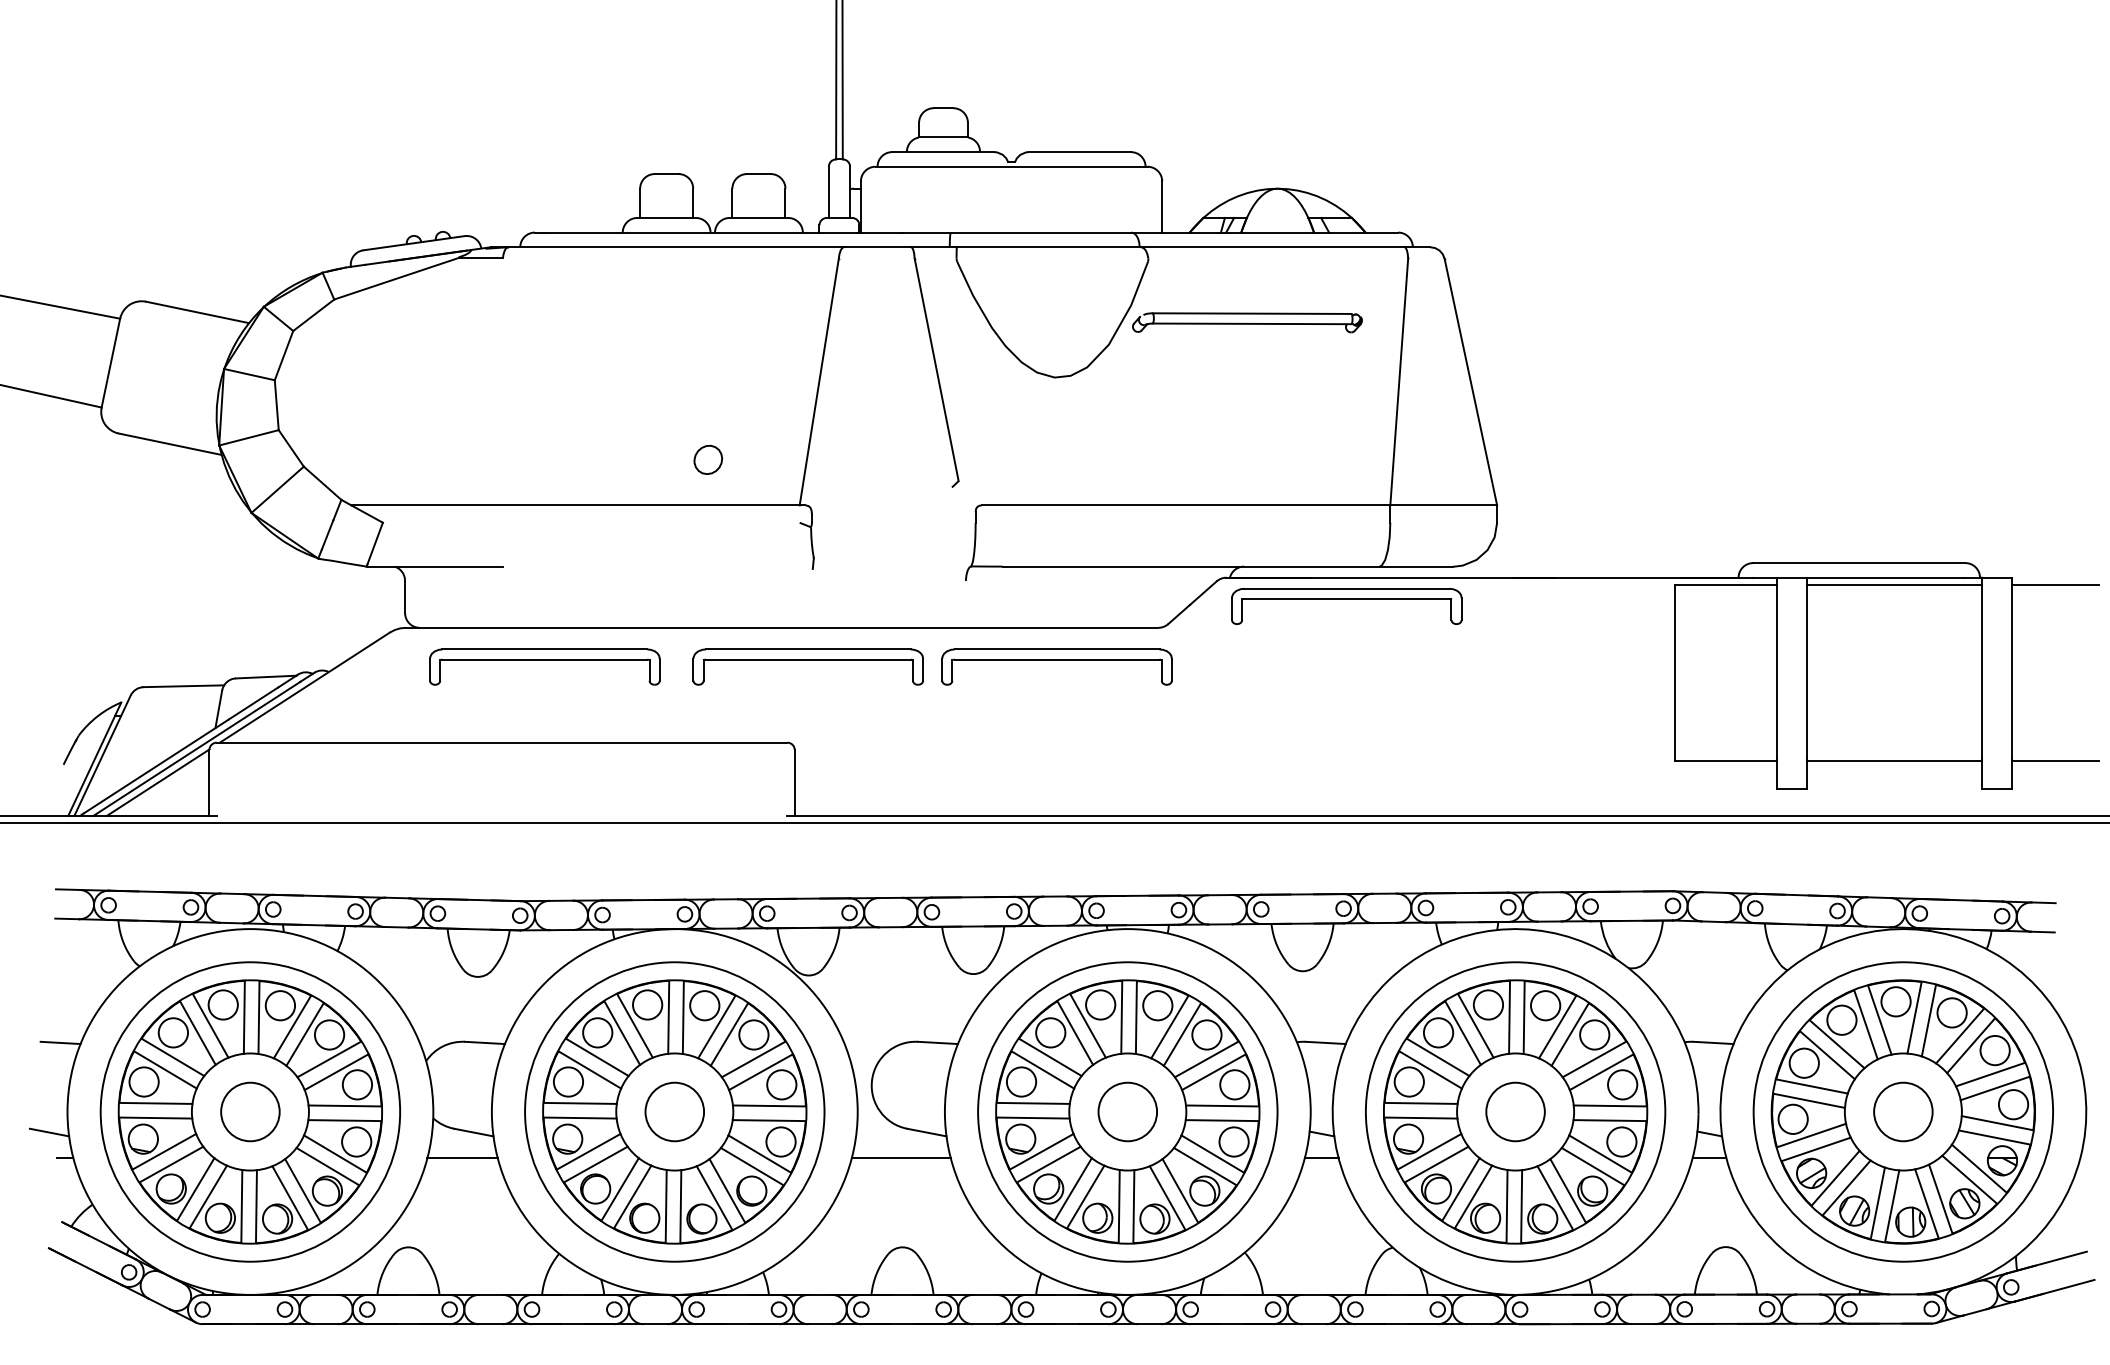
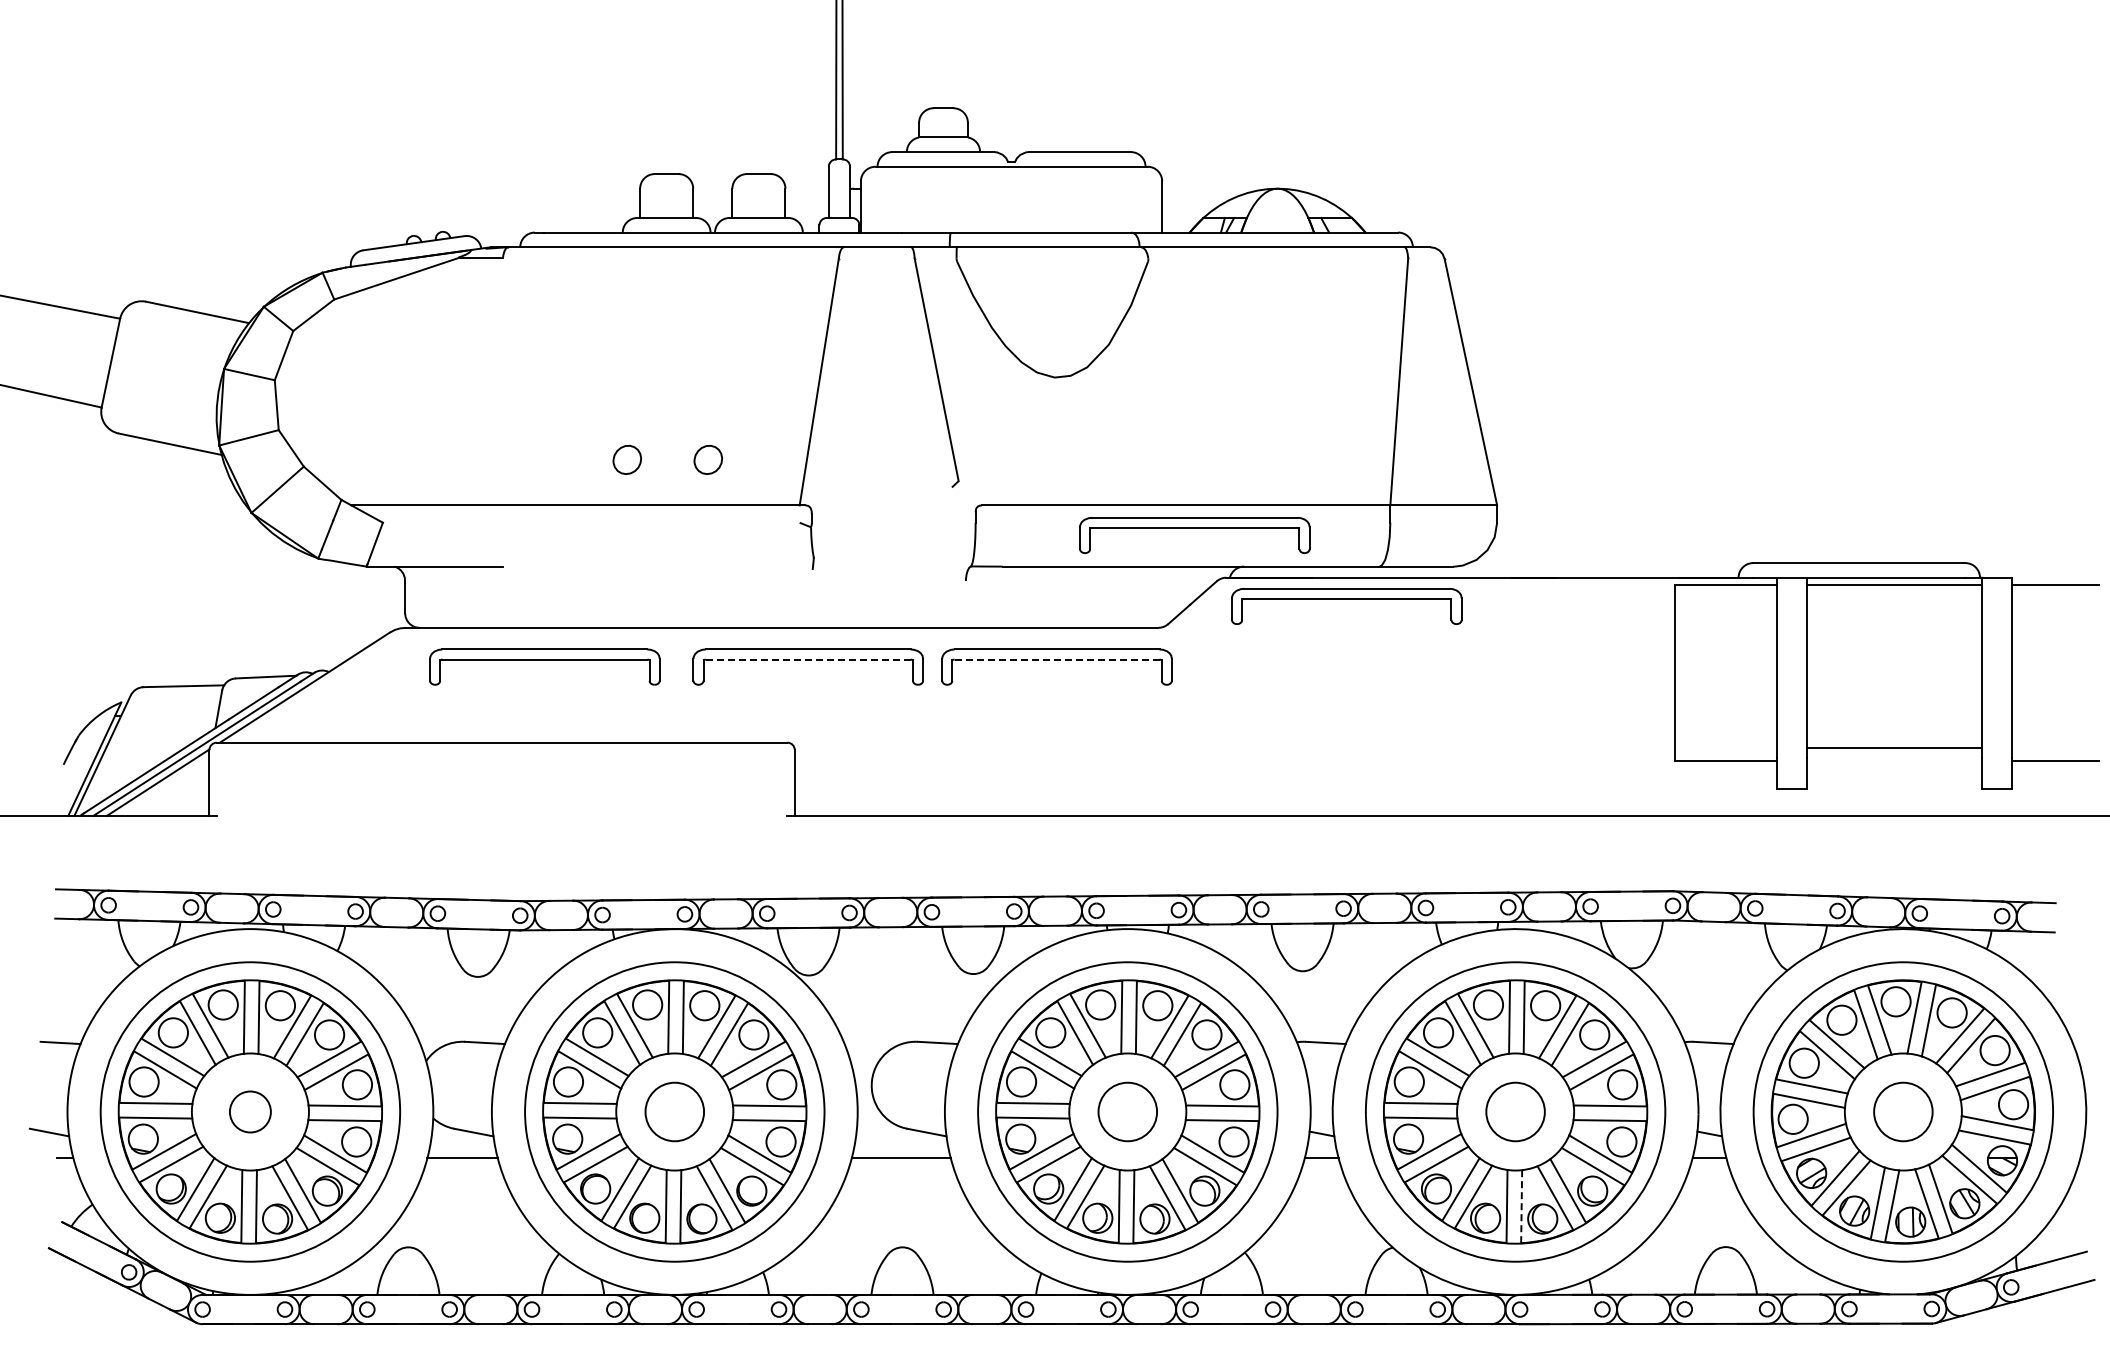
part: present -> none (1247, 322)
part: none -> present (627, 459)
part: none -> present (1194, 528)
line: solid -> dashed (808, 659)
line: solid -> dashed (1057, 659)
line position: (1894, 760) -> (1894, 747) (1894, 747)
line: present -> none (1054, 823)
circle diameter: 59 px -> 41 px (249, 1111)
line: solid -> dashed (1521, 1207)
